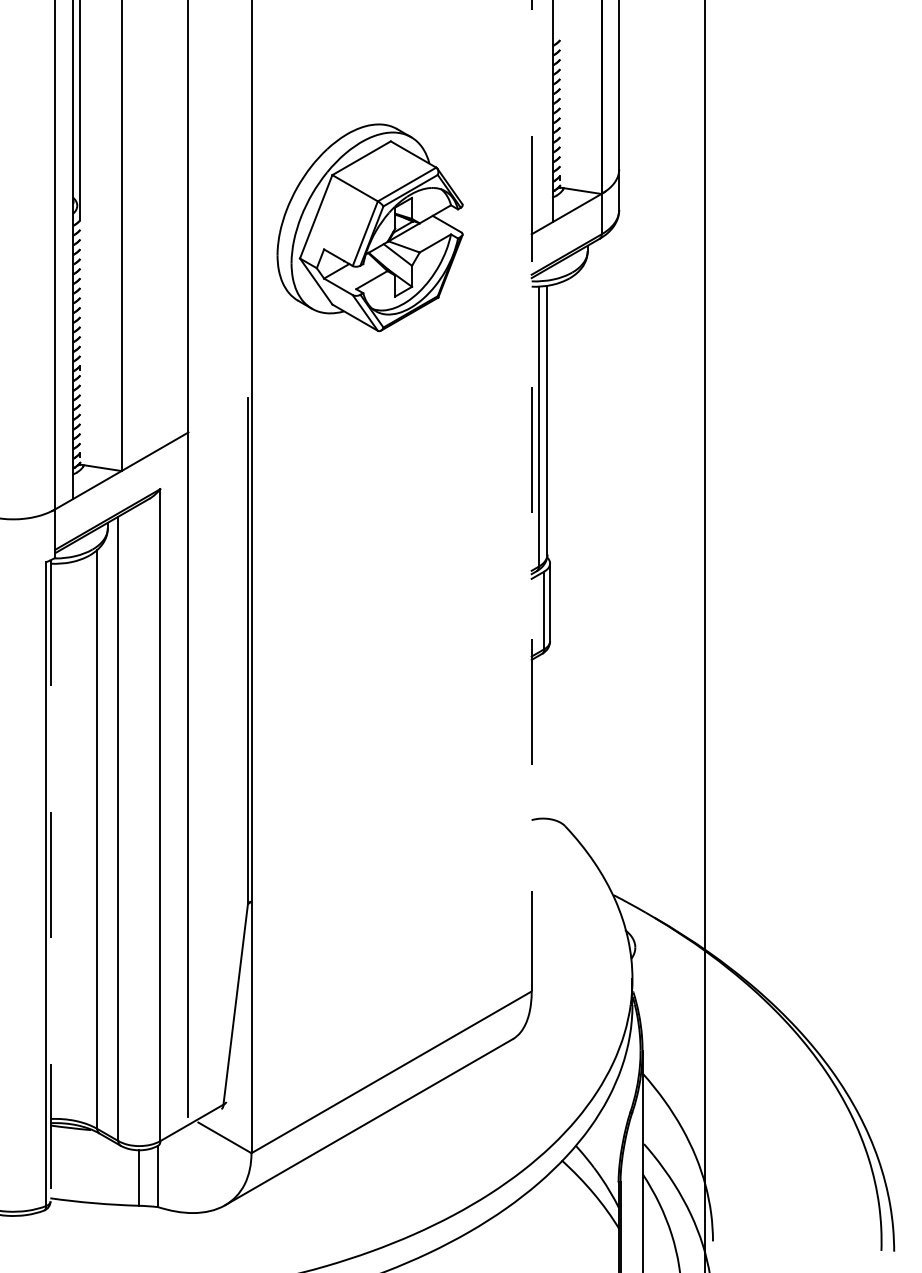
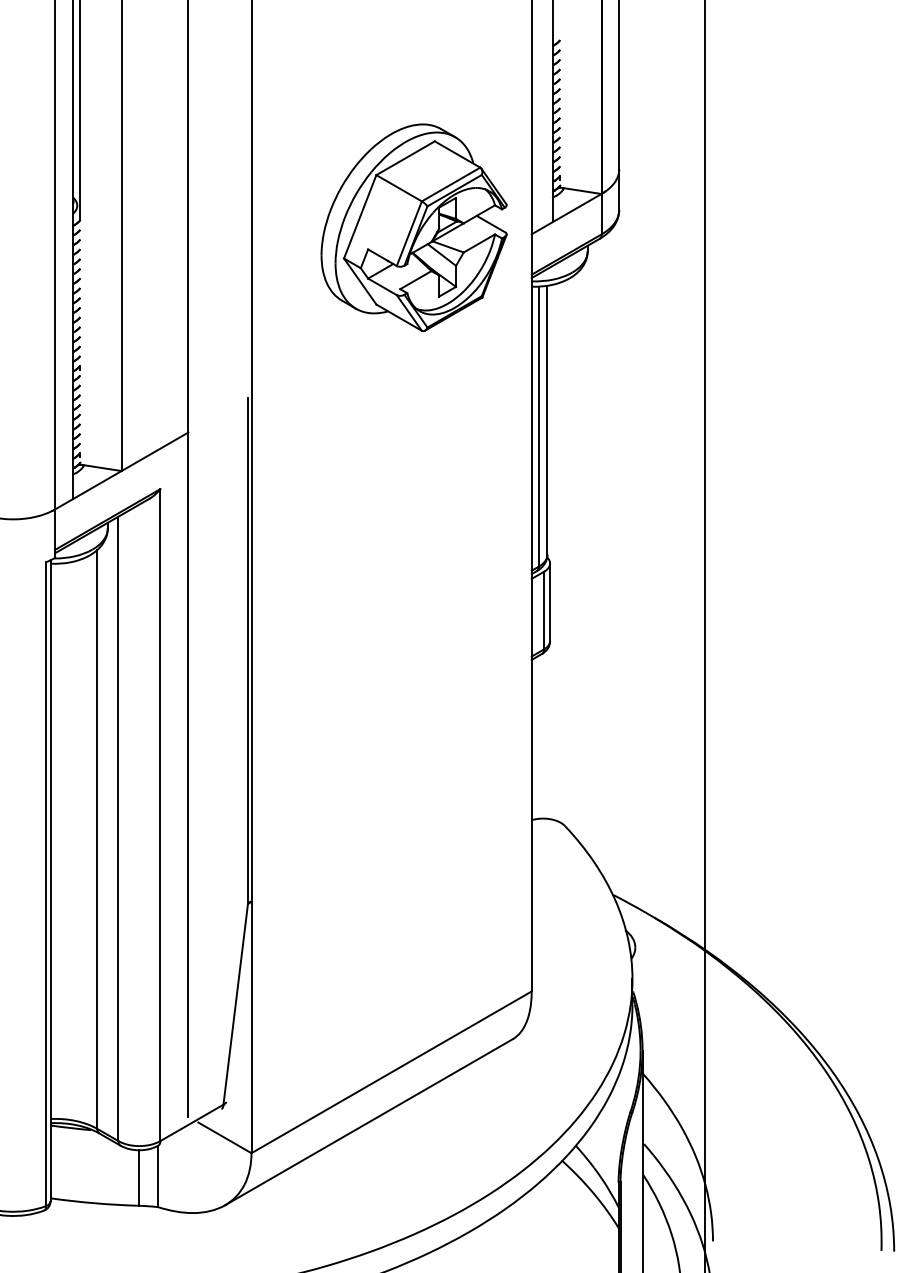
part position: (369, 227) -> (413, 227) (413, 227)
line: dashed -> solid (531, 496)
line: dashed -> solid (50, 880)
